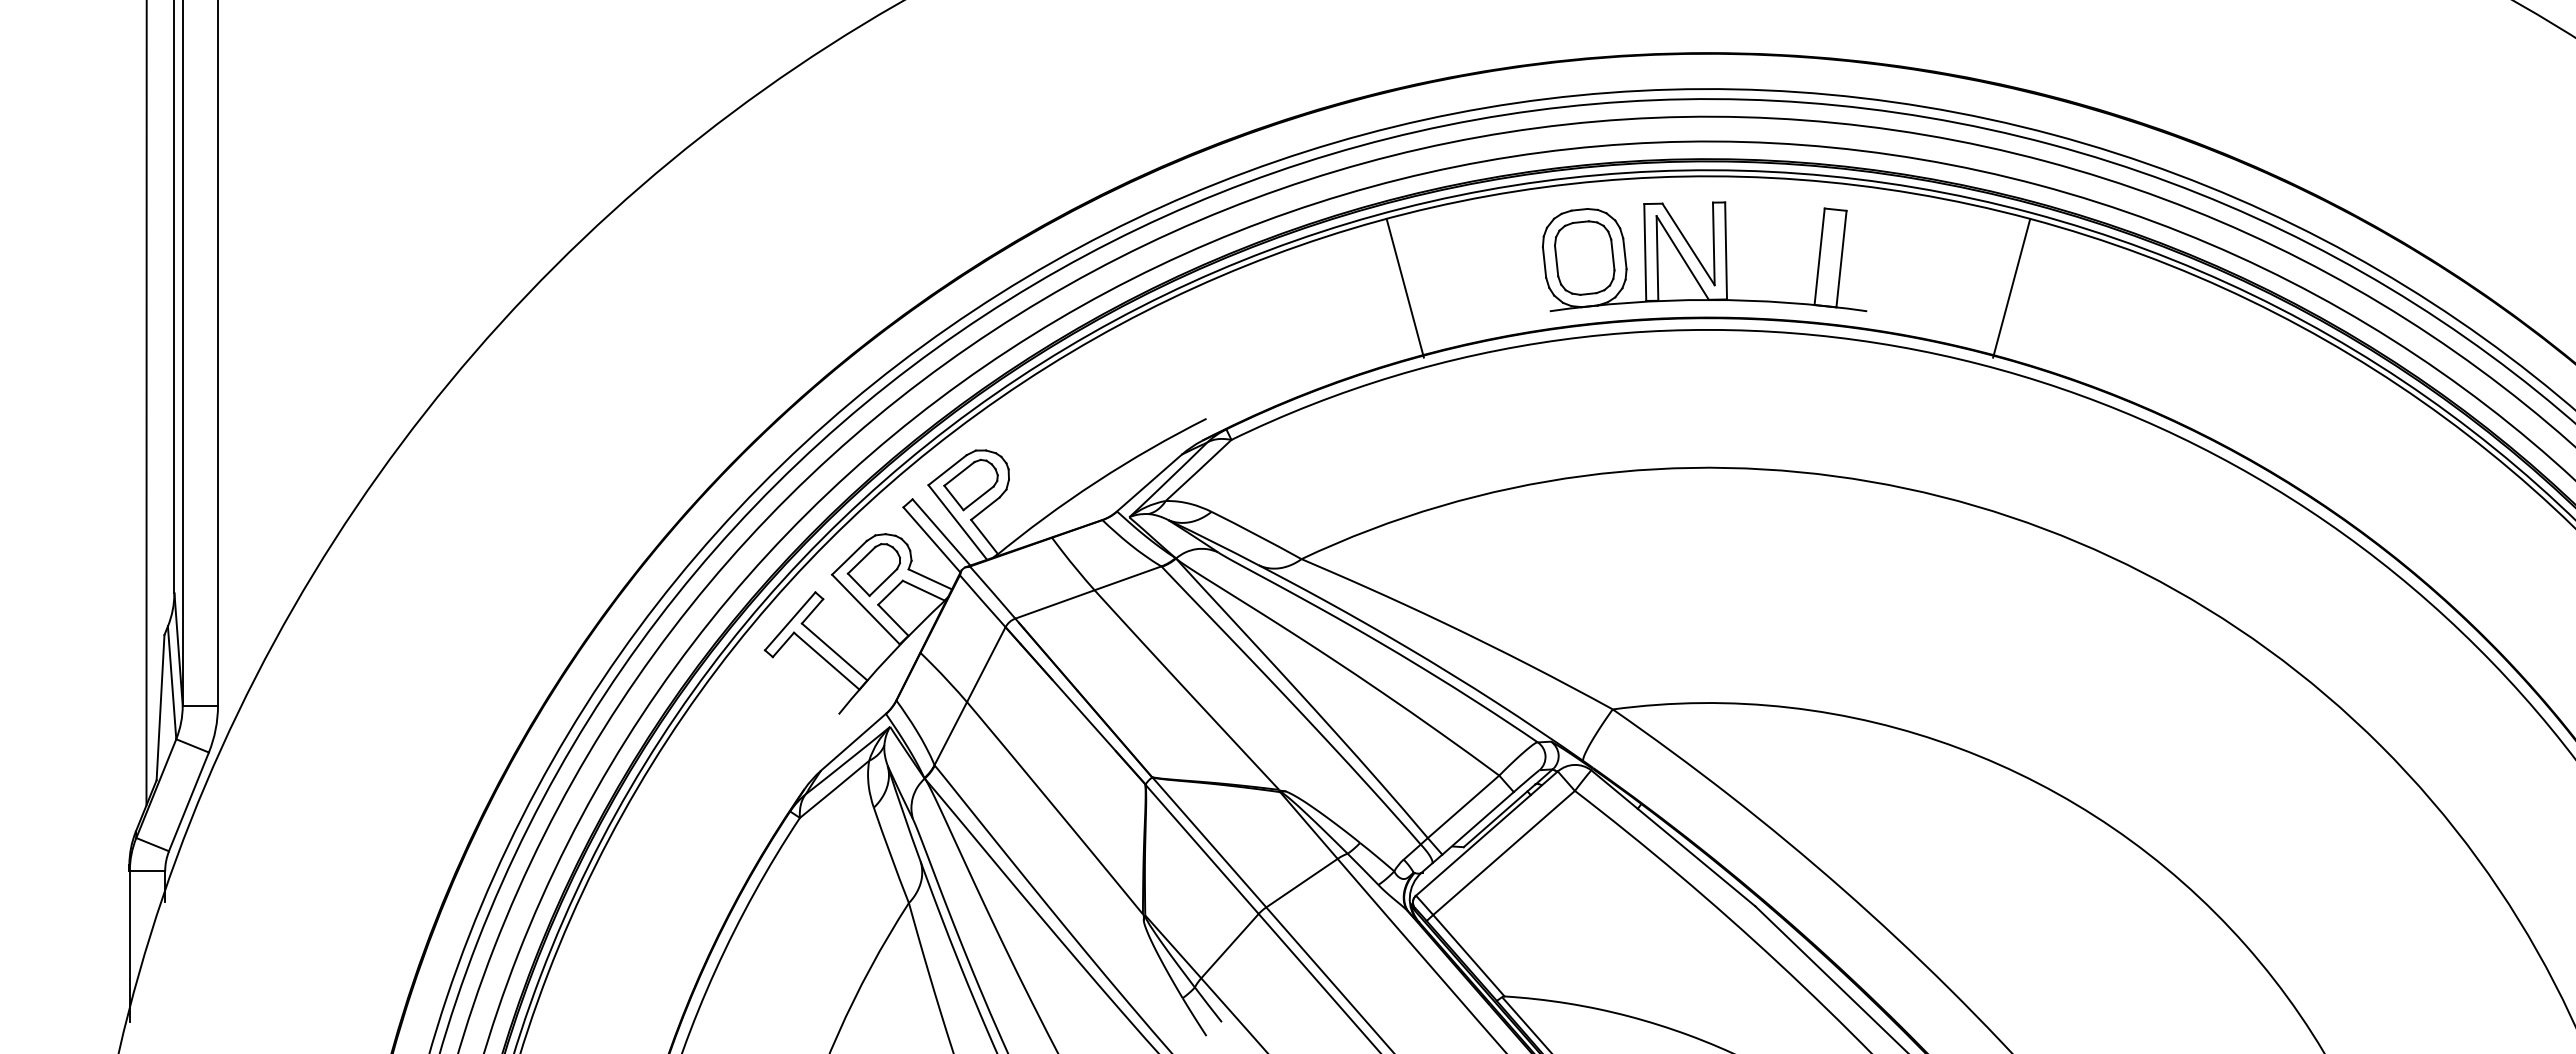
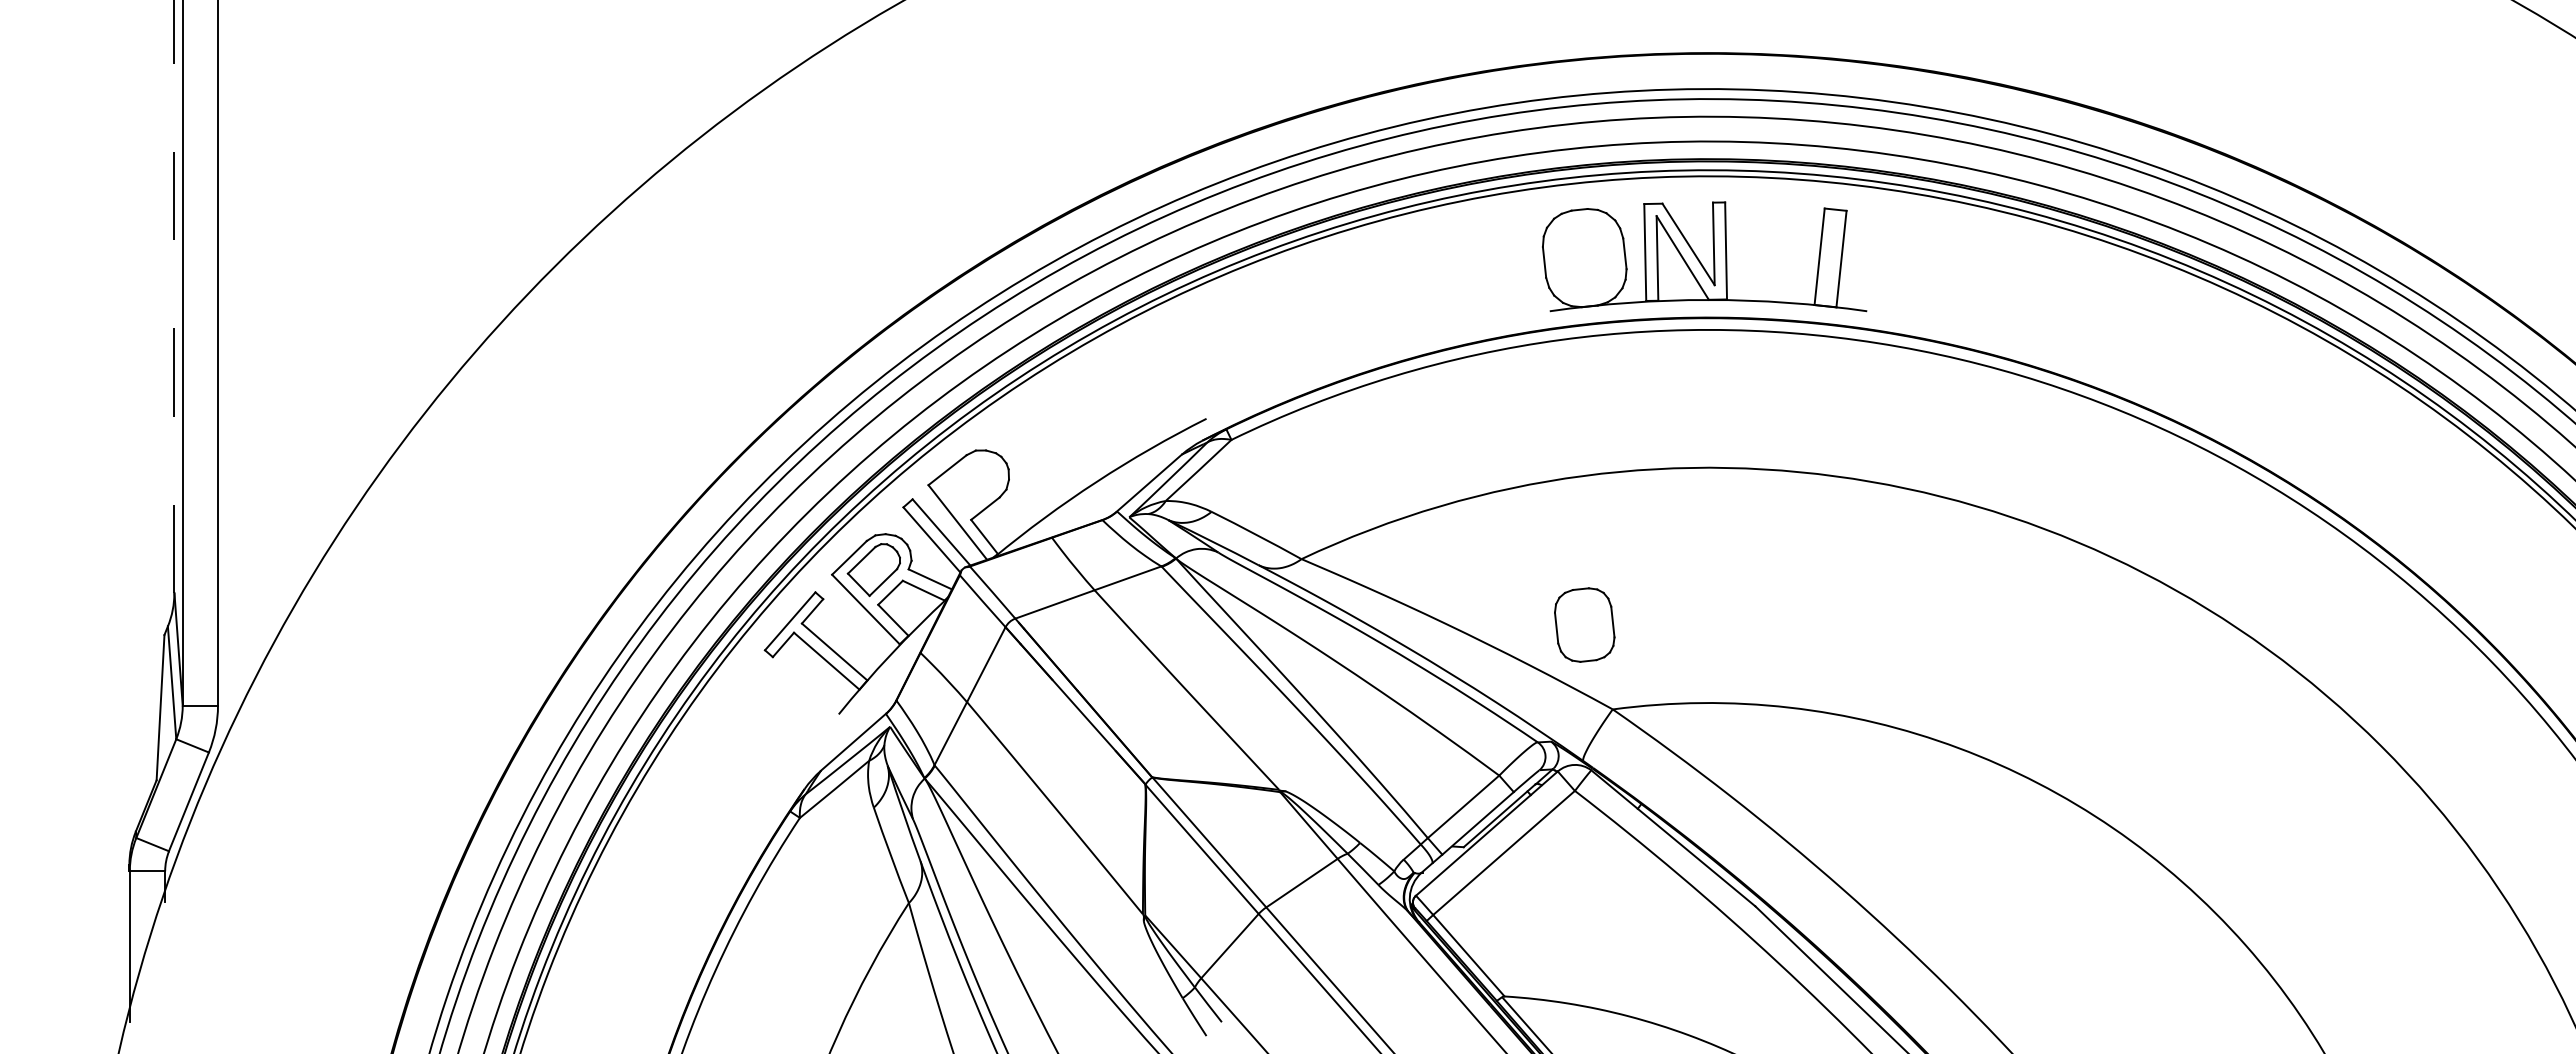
part position: (1584, 257) -> (1584, 624) (1584, 624)
line: present -> none (1404, 287)
line: present -> none (2011, 287)
line: solid -> dashed (174, 296)
line: present -> none (146, 403)
part: present -> none (970, 485)
